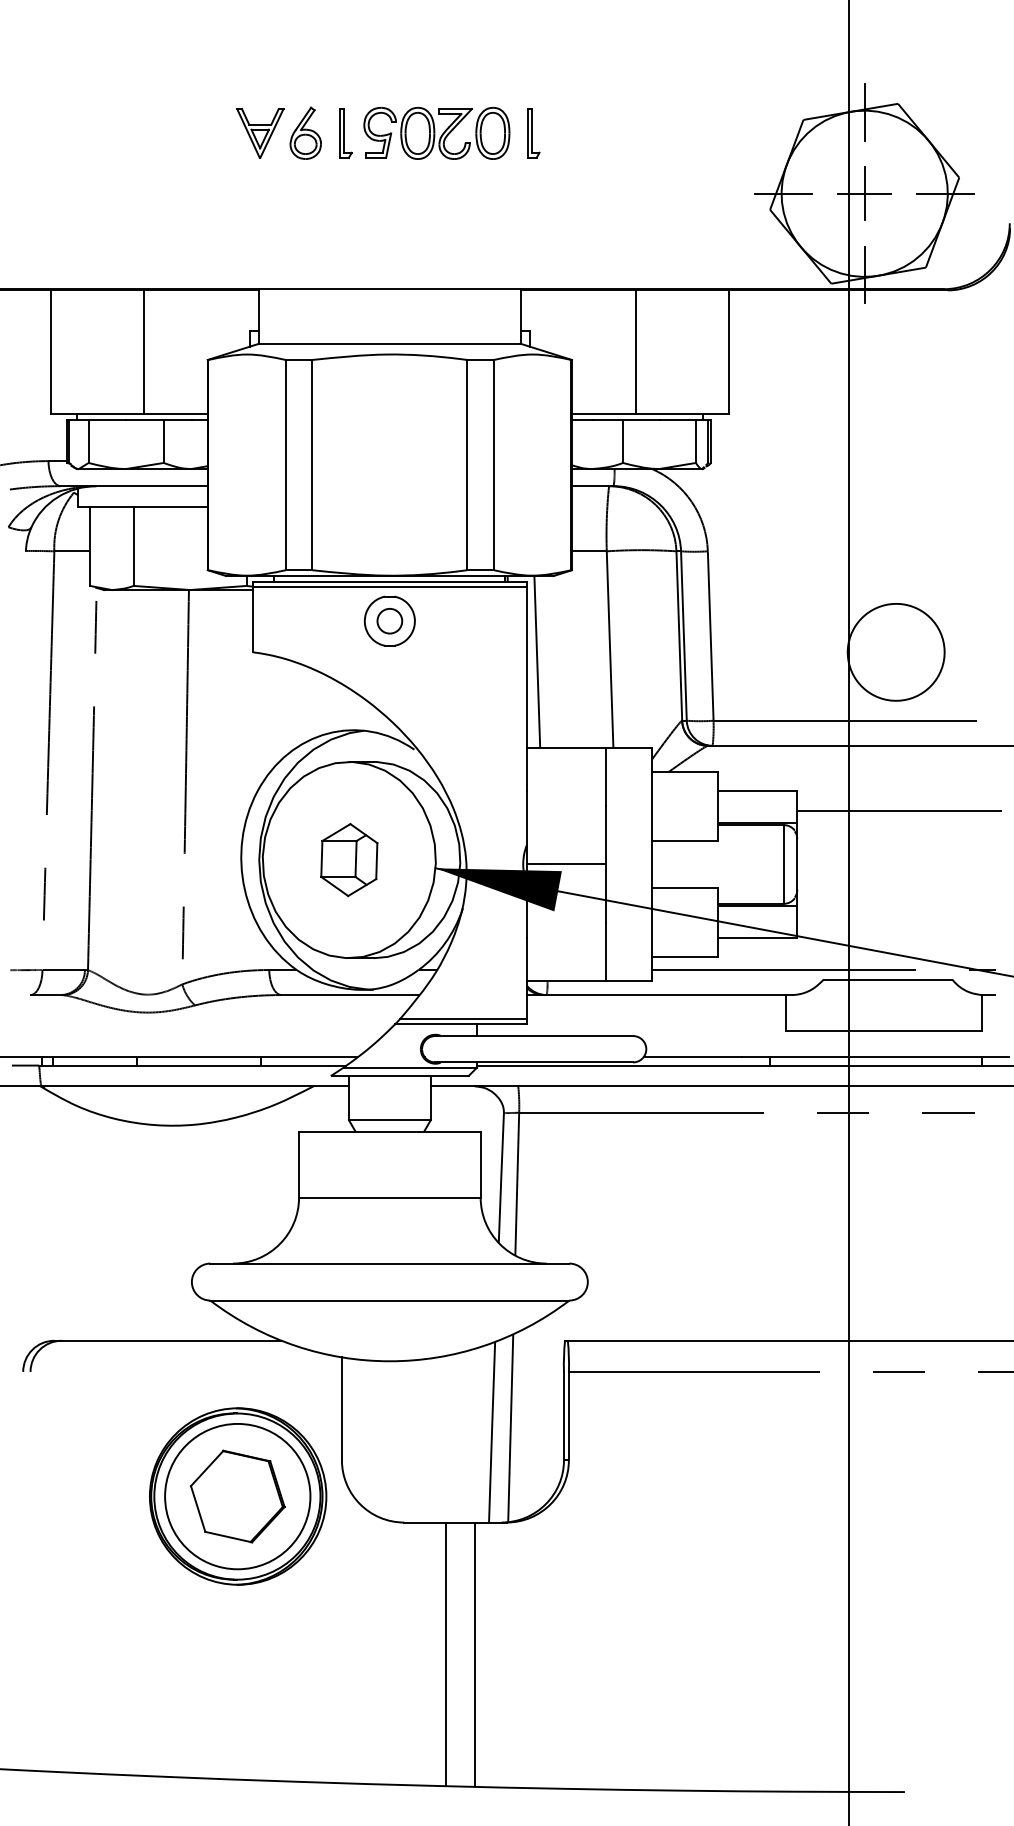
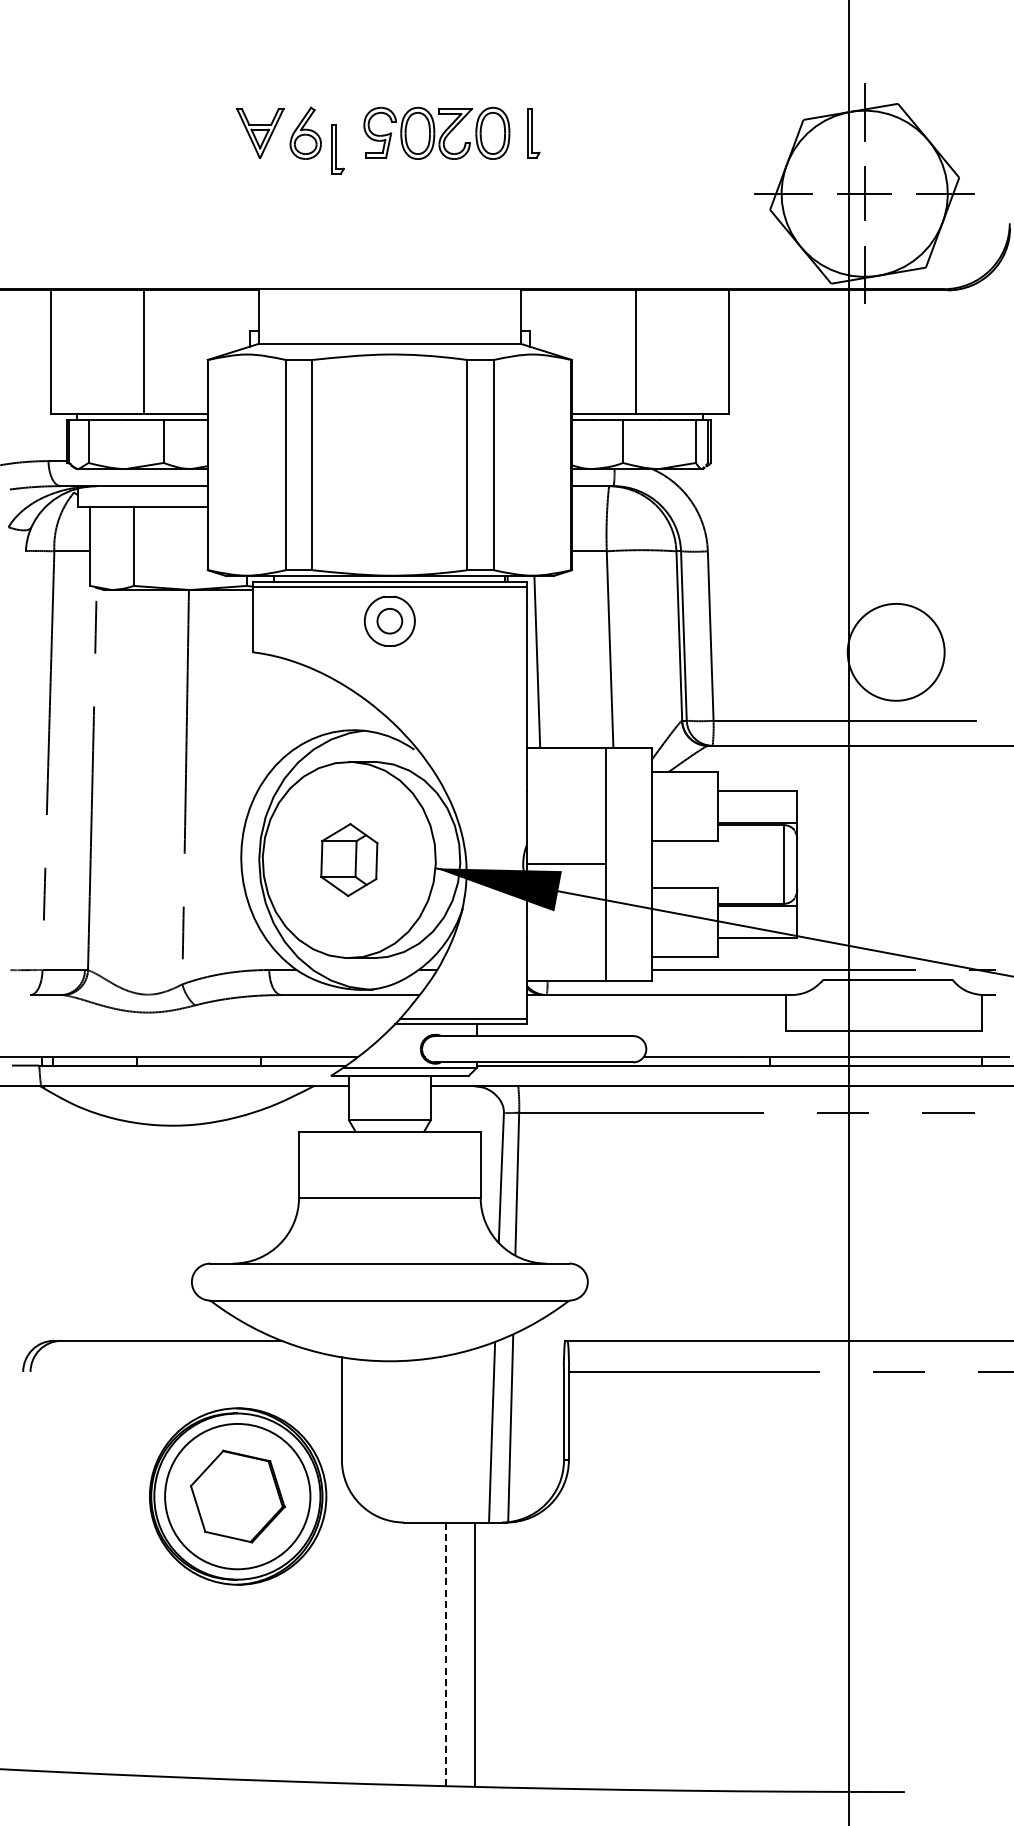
part position: (345, 133) -> (337, 149) (337, 149)
line: present -> none (899, 810)
line: solid -> dashed (445, 1654)
